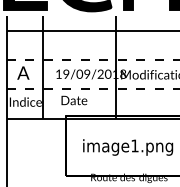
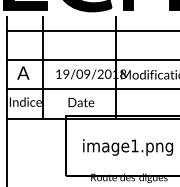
line: dashed -> solid (93, 60)
line: dashed -> solid (93, 89)
text position: (74, 100) -> (81, 102) (81, 102)
